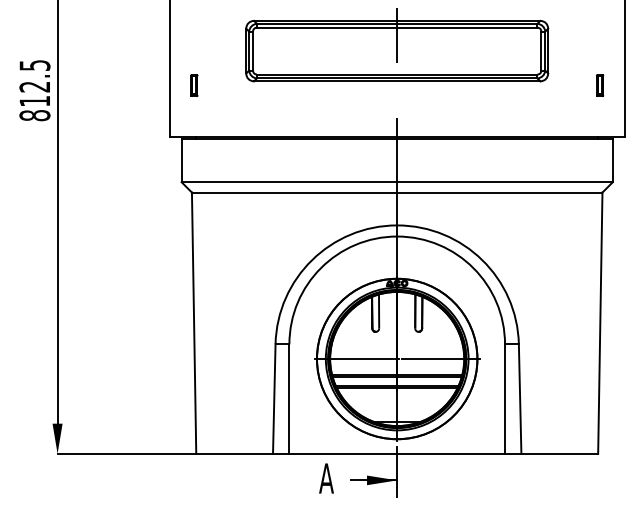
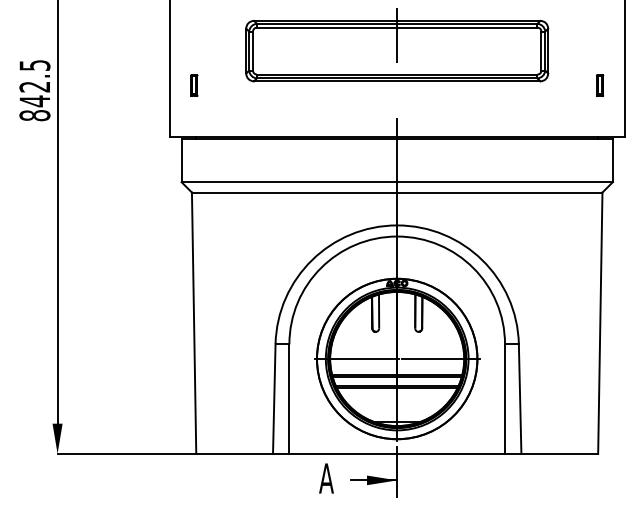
text: 812.5 -> 842.5 (34, 101)
